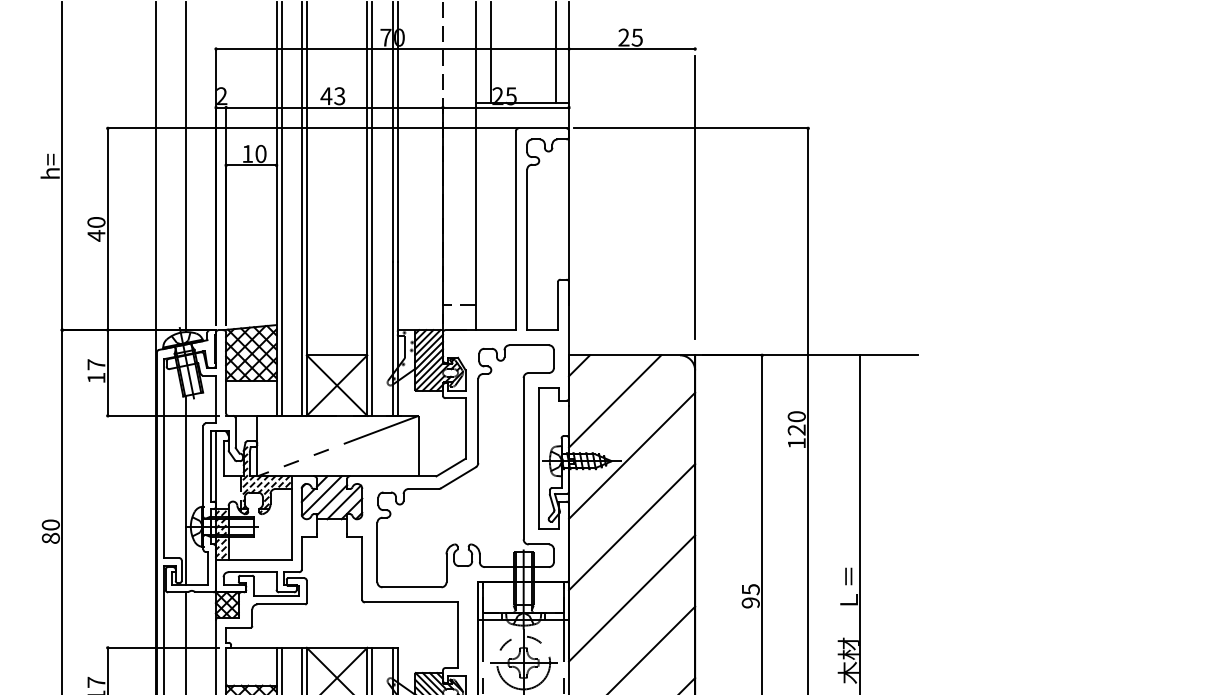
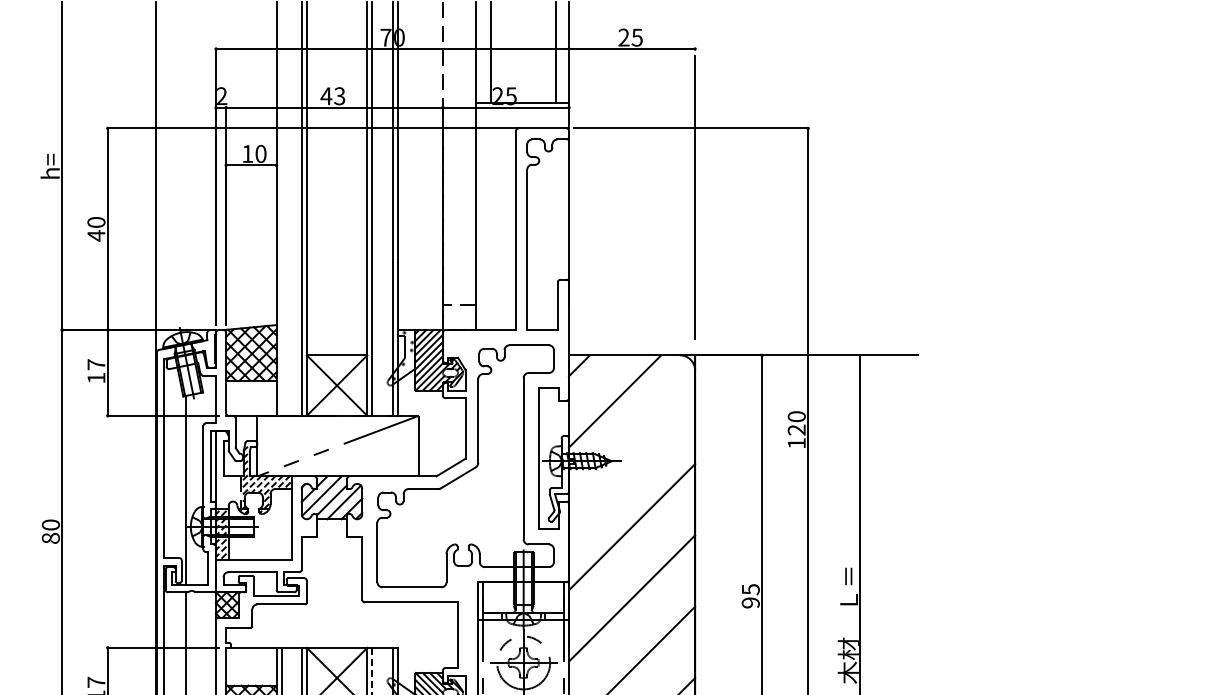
line: present -> none (185, 167)
line: present -> none (281, 208)
line: present -> none (632, 455)
line: solid -> dashed (372, 671)
